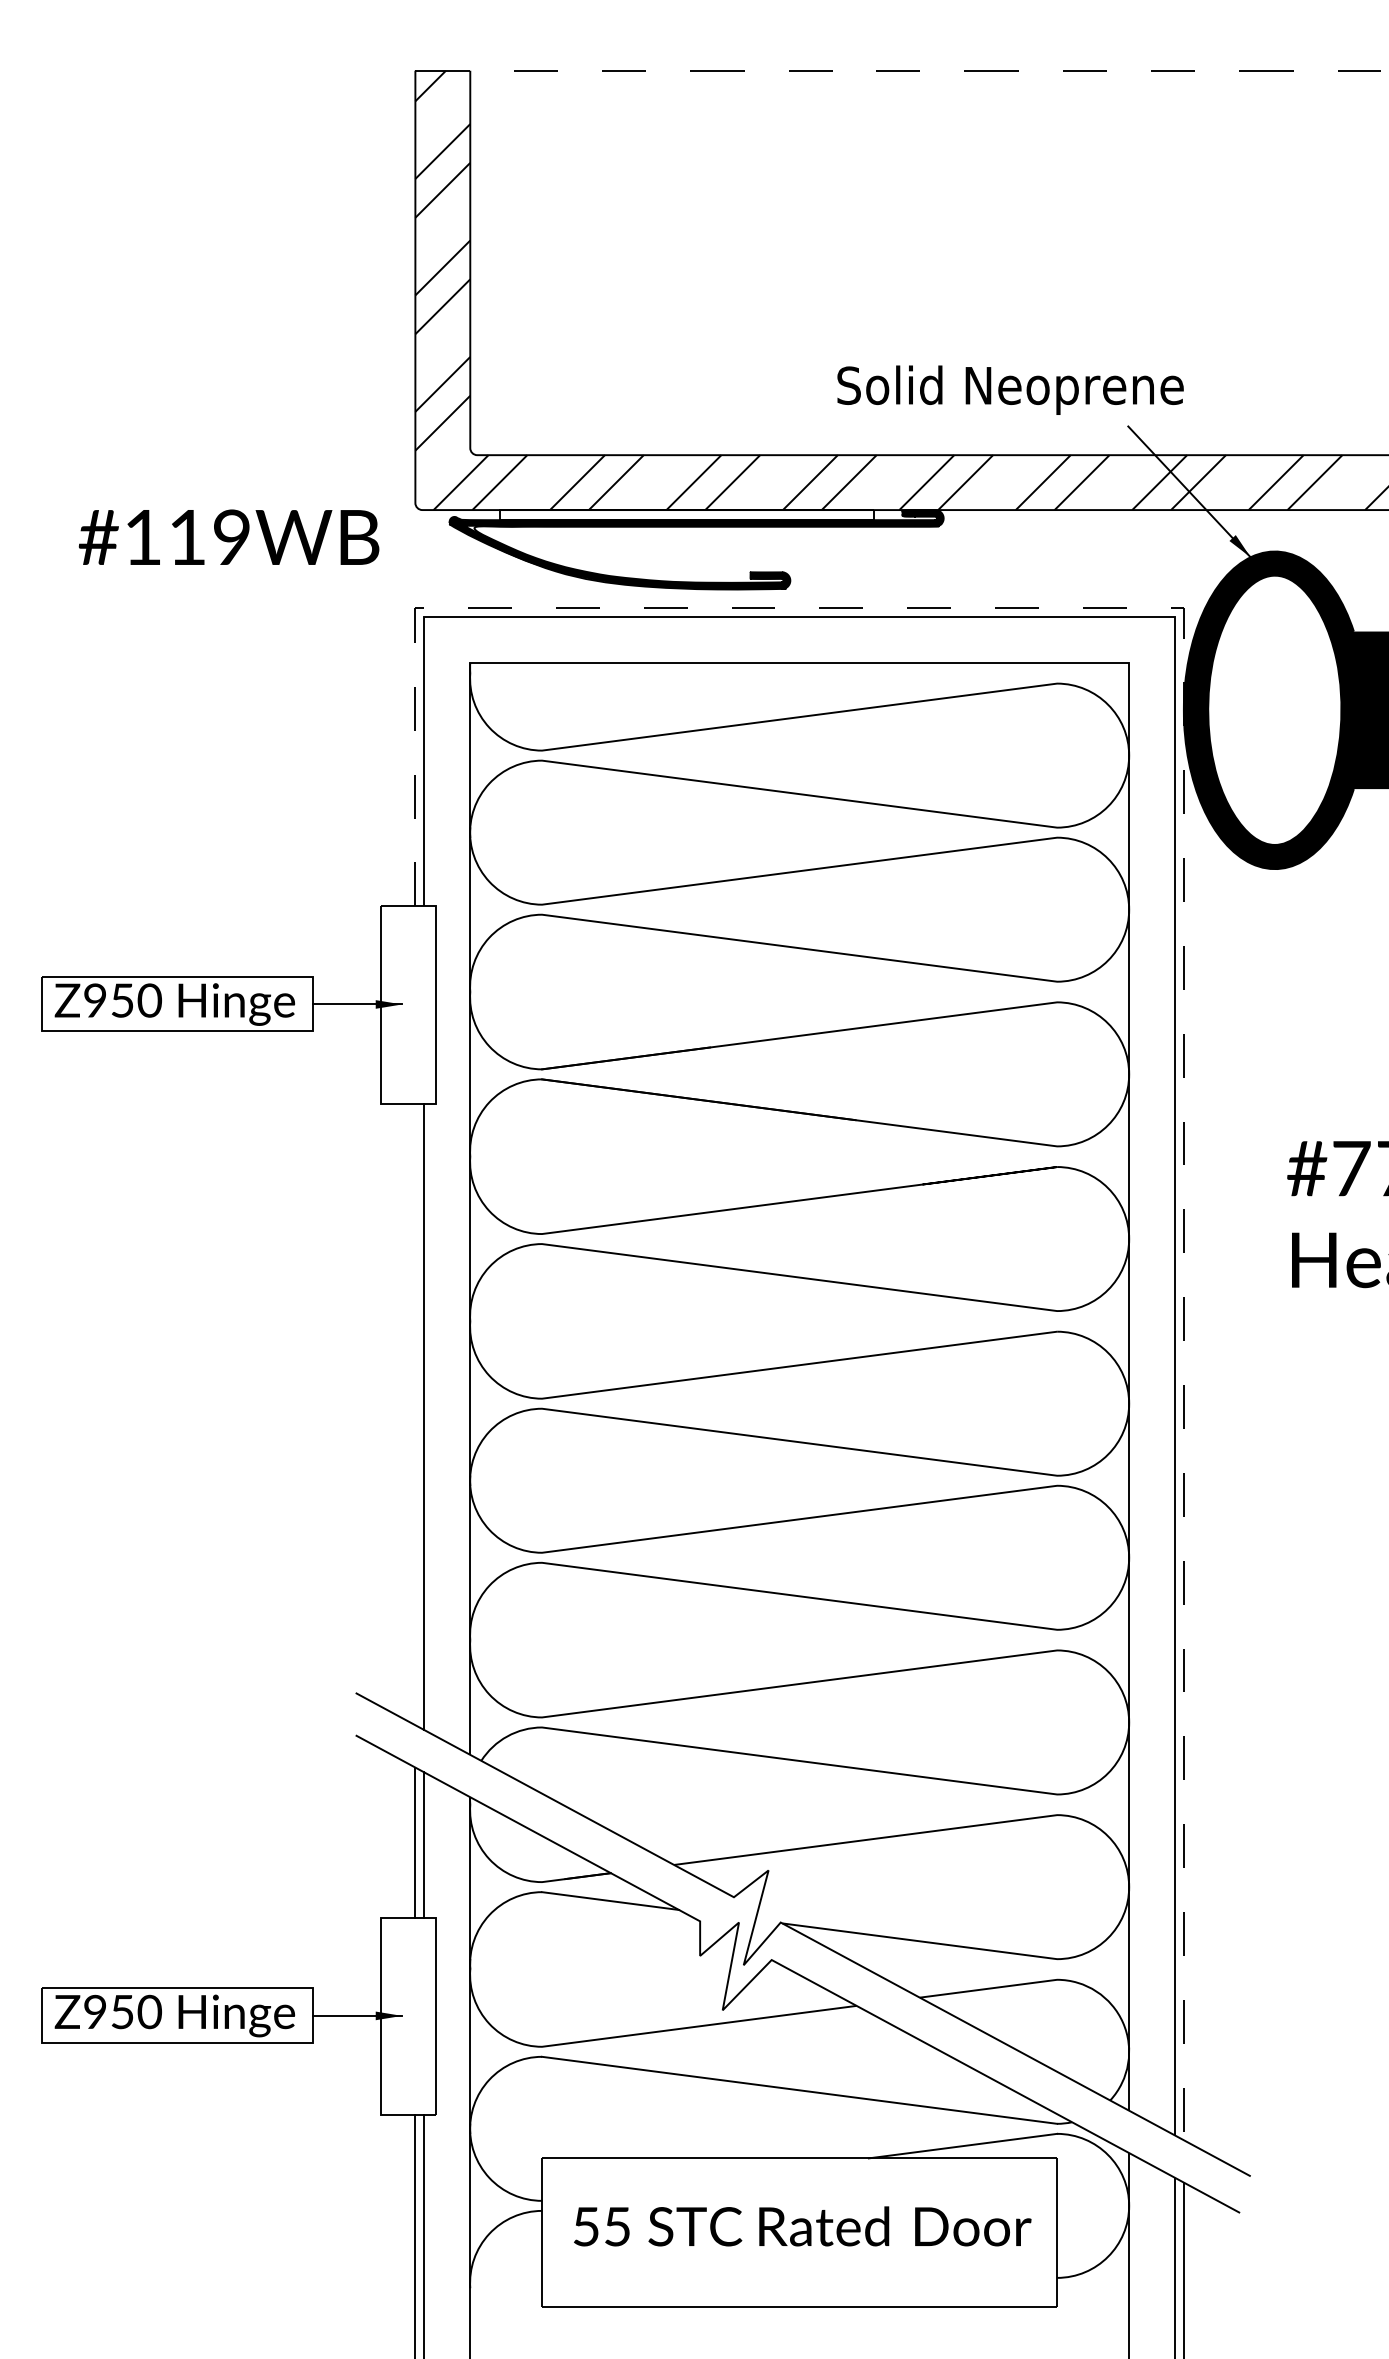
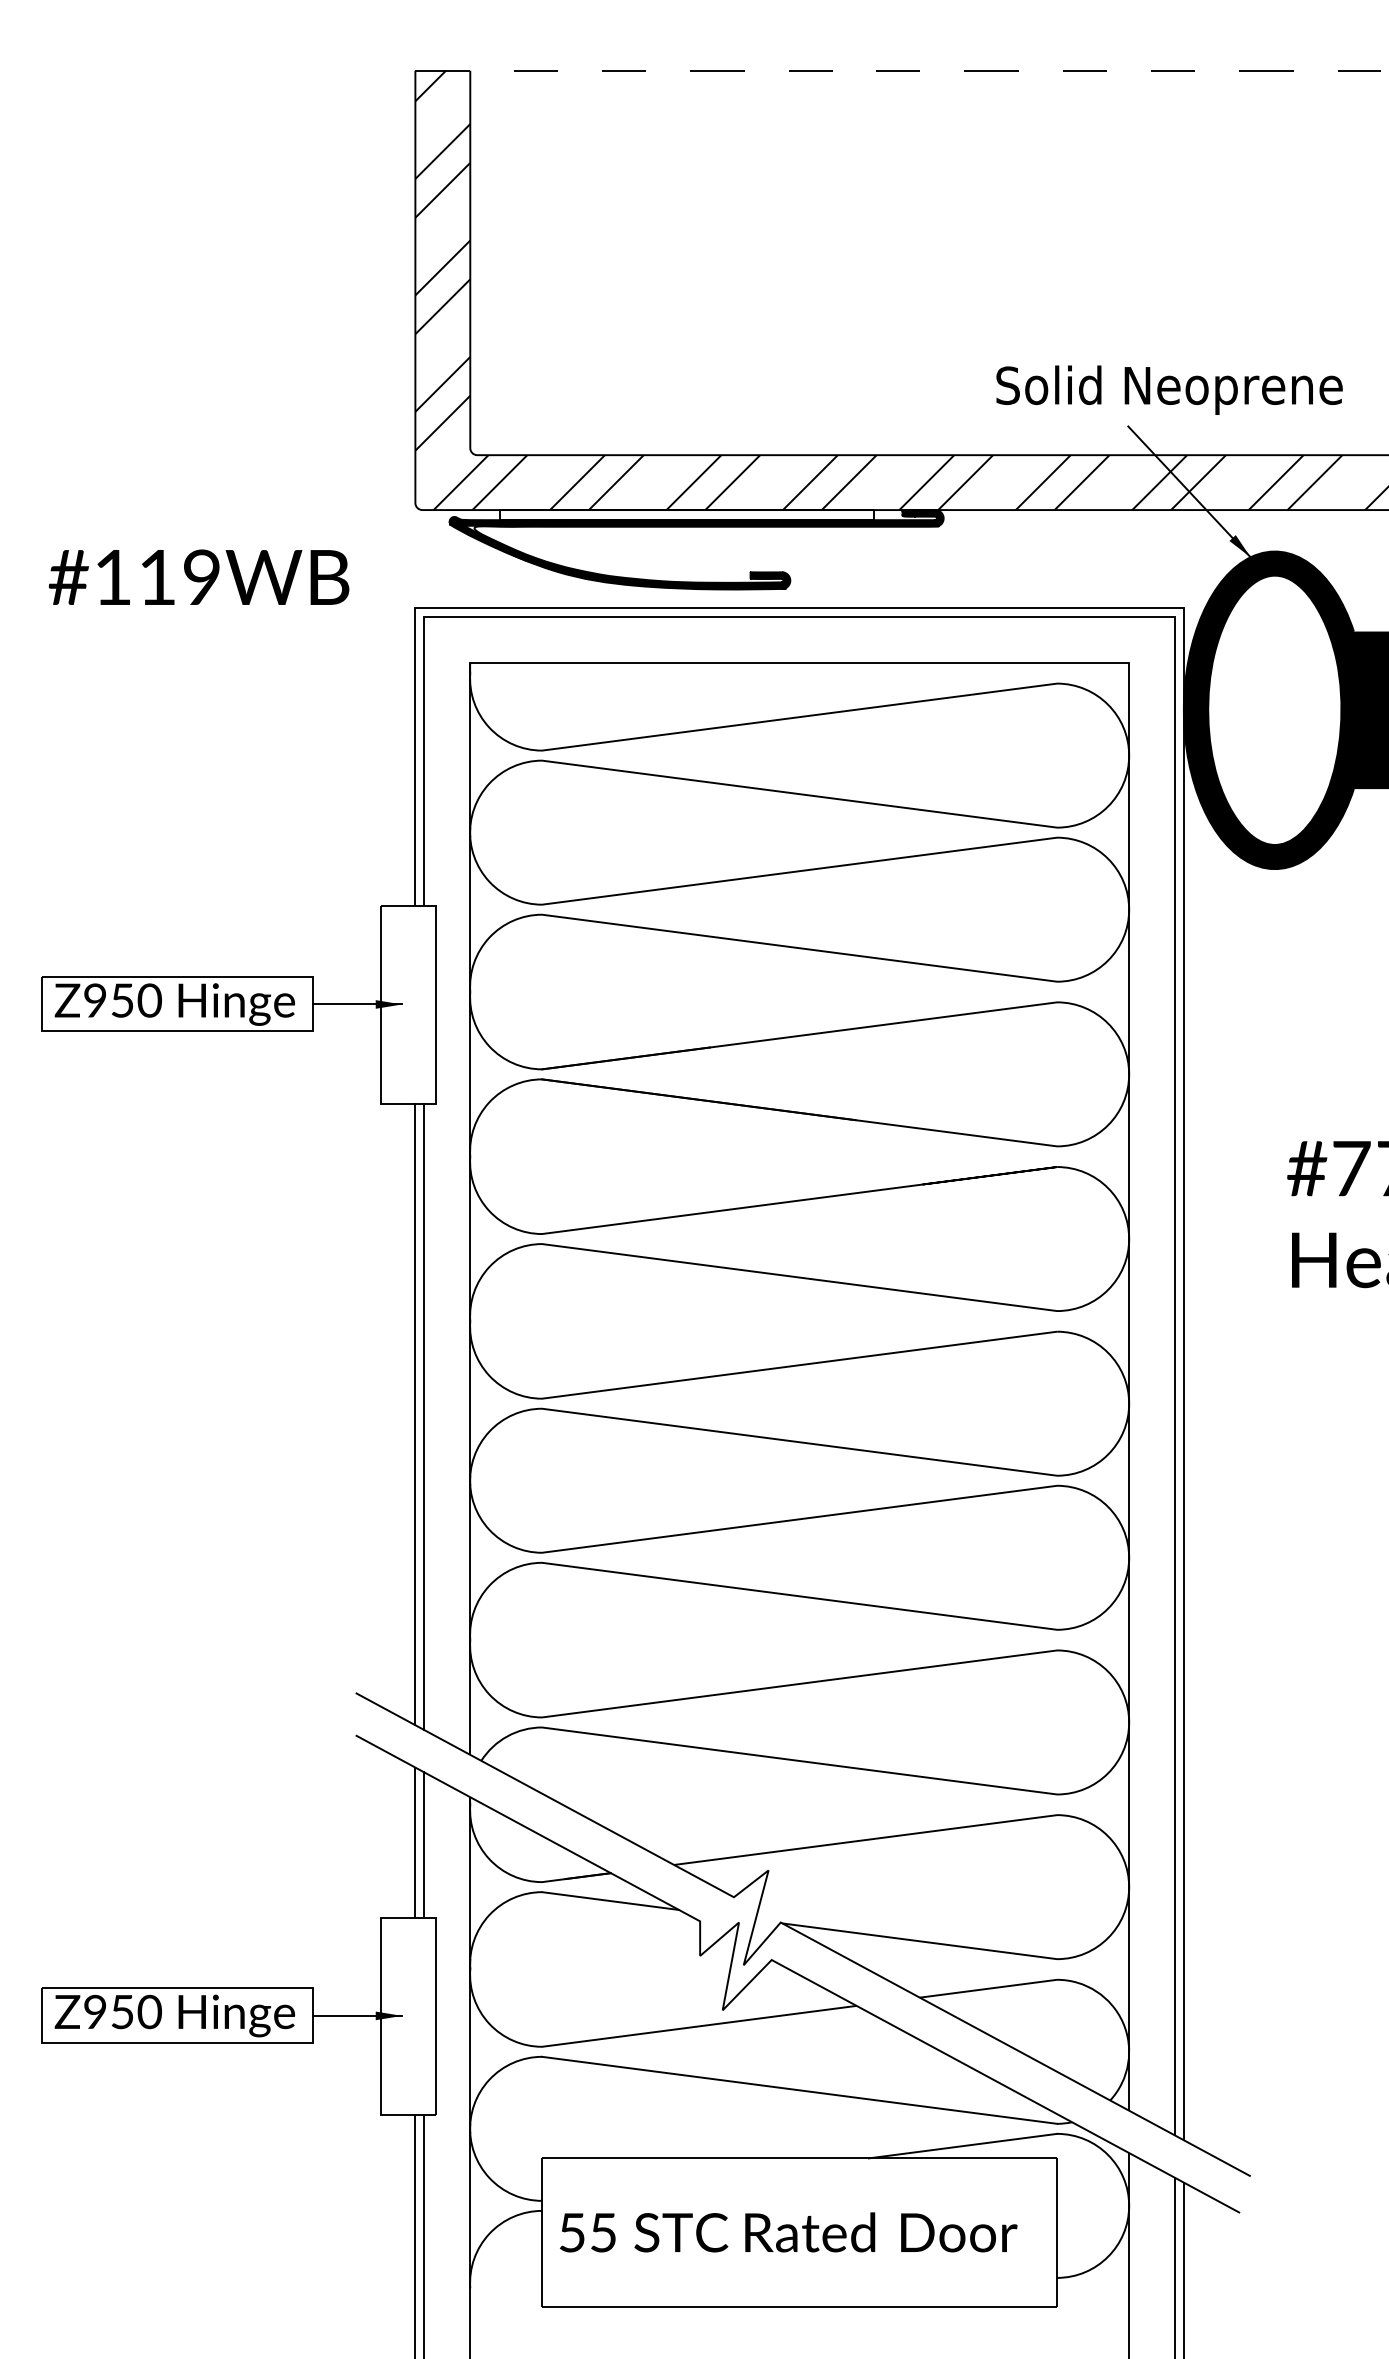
text position: (1010, 389) -> (1169, 389) (1169, 389)
text position: (228, 536) -> (198, 576) (198, 576)
line: dashed -> solid (1183, 839)
line: none -> present (415, 1414)
text position: (802, 2226) -> (788, 2232) (788, 2232)
